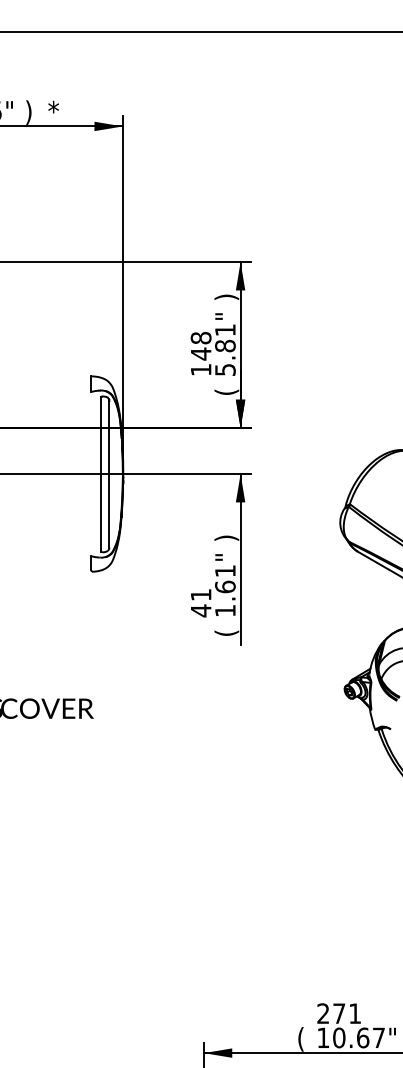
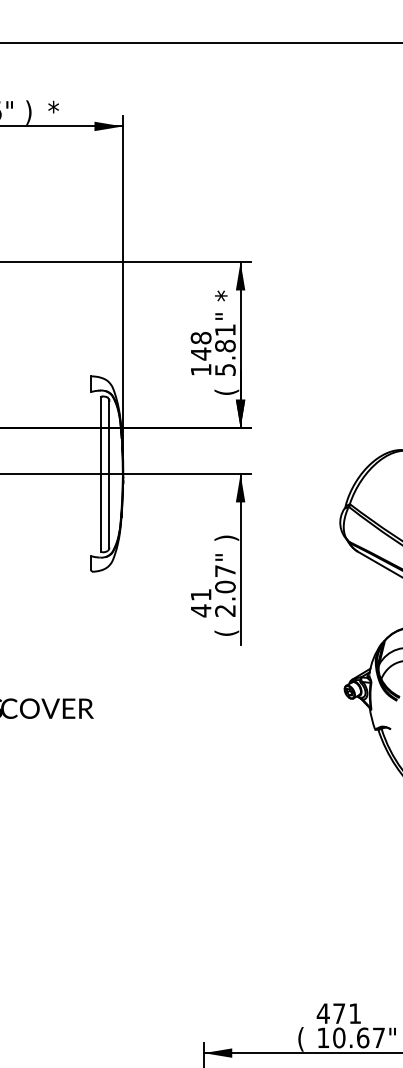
line position: (200, 32) -> (200, 43) (200, 43)
text: ) -> * (226, 295)
text: 1.61" -> 2.07" (225, 590)
text: 271 -> 471 (322, 1013)
